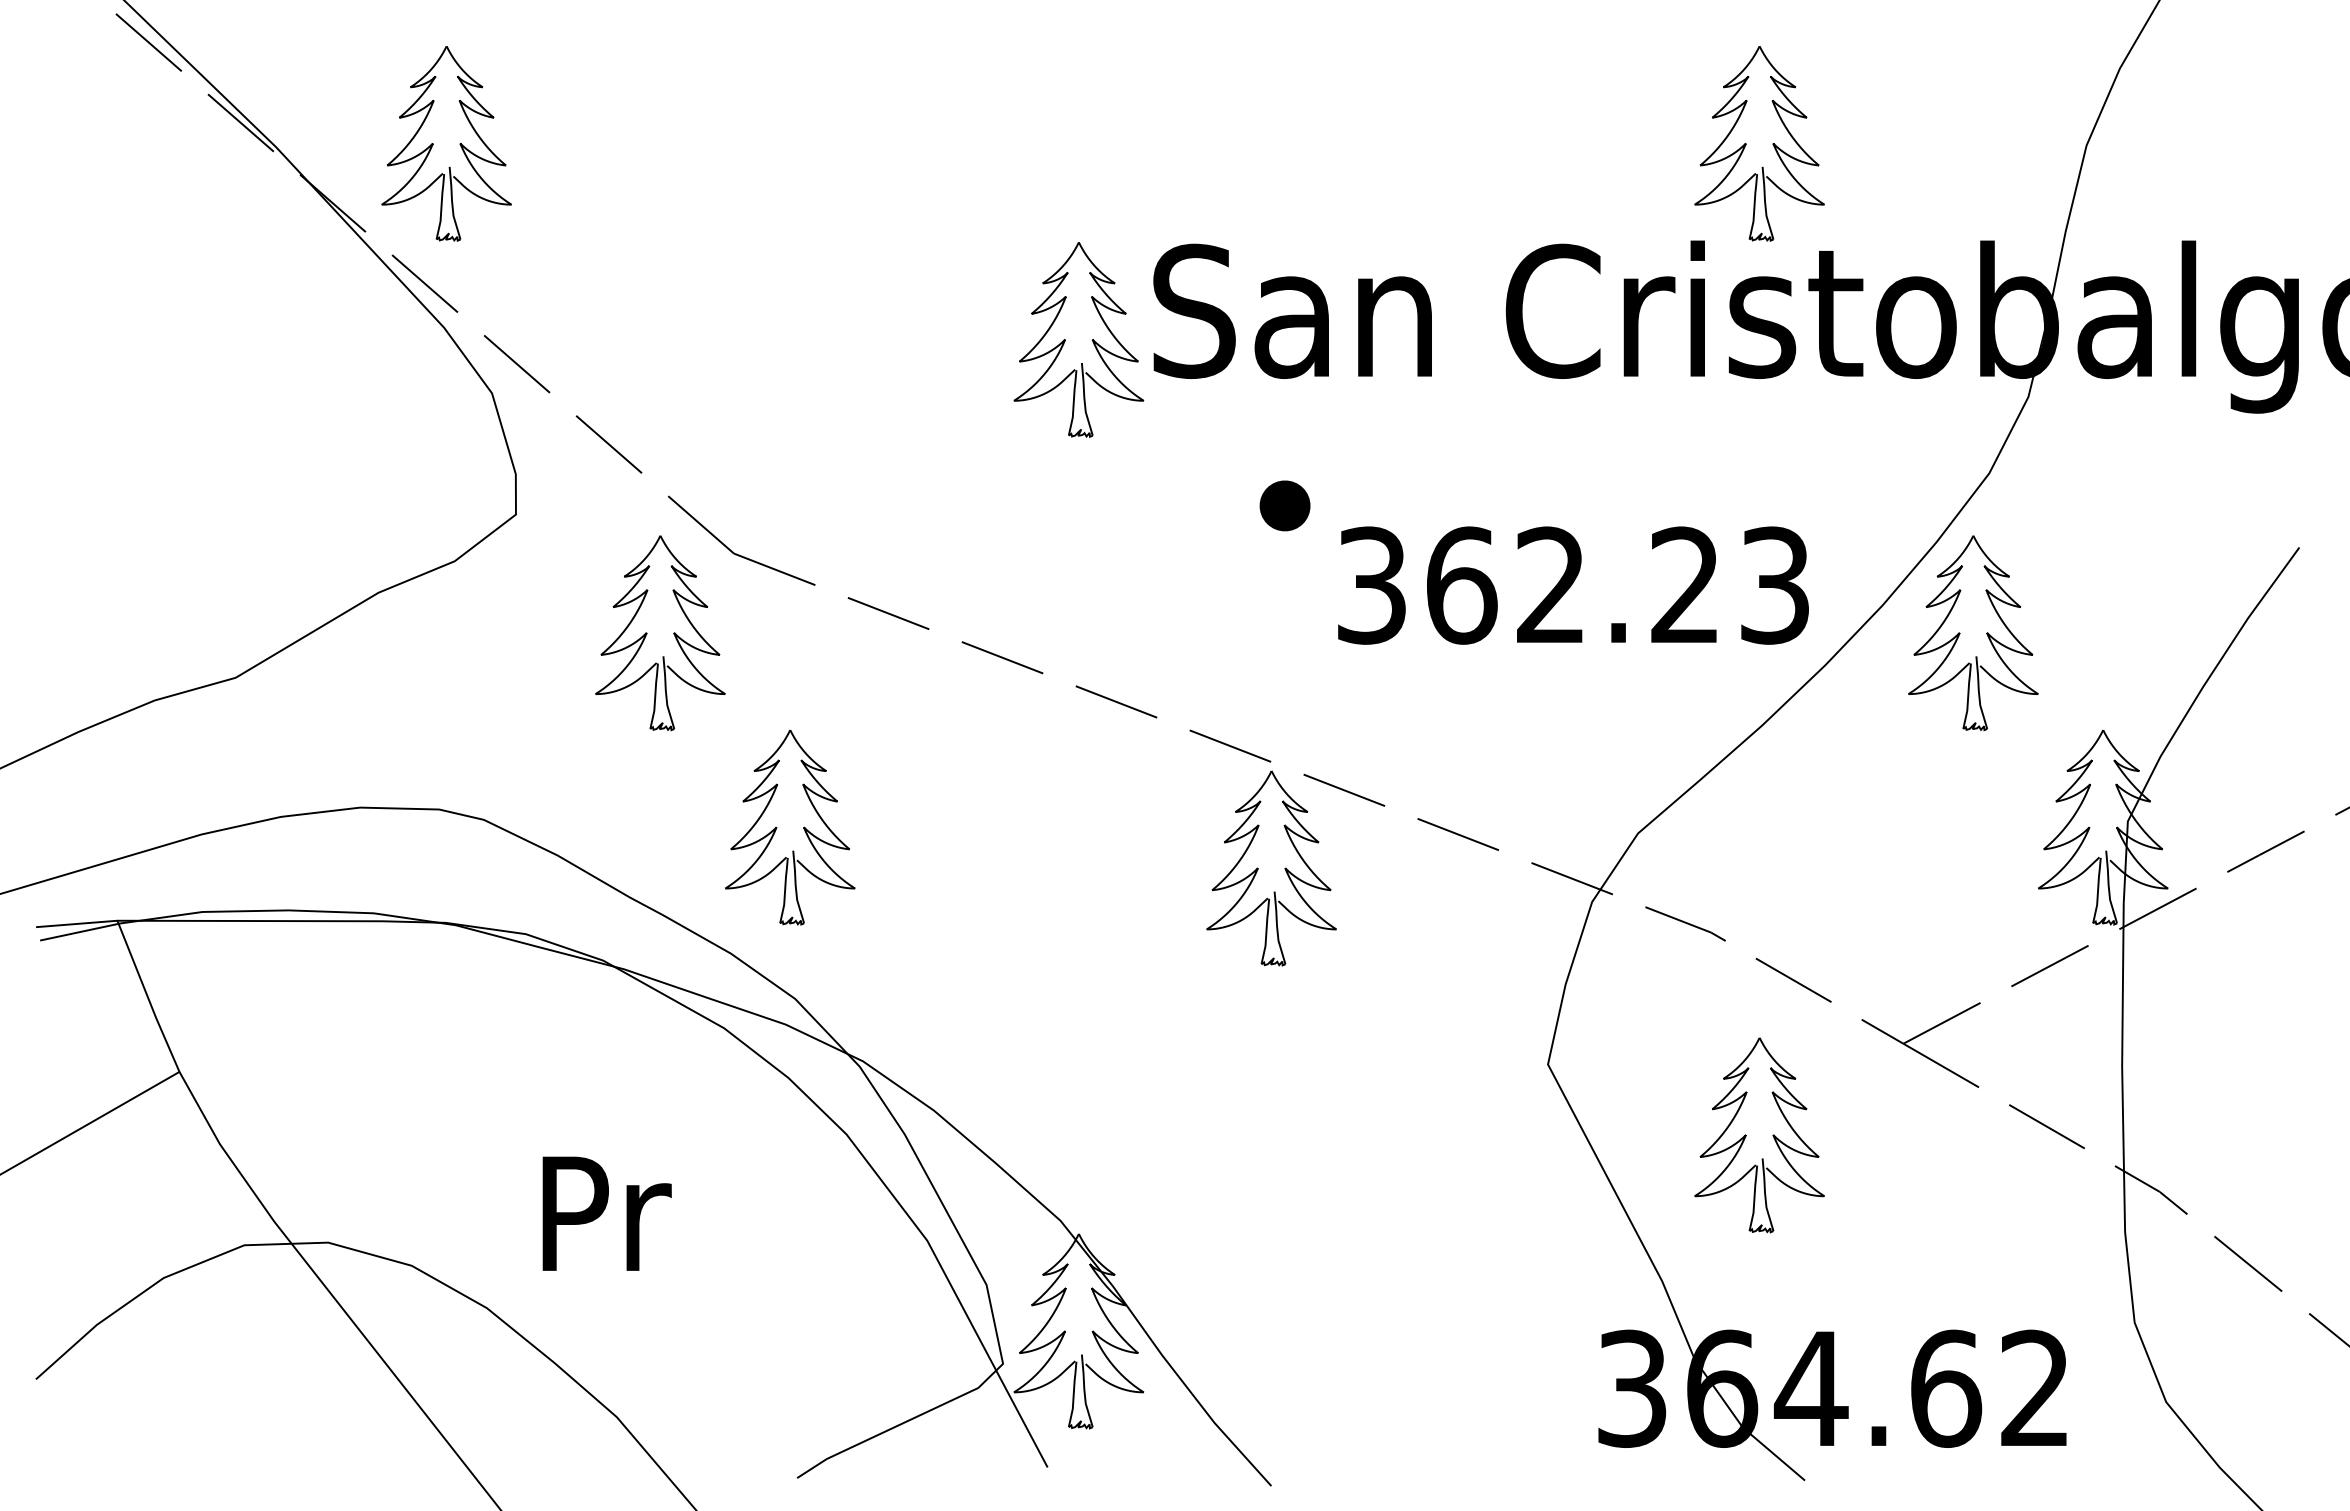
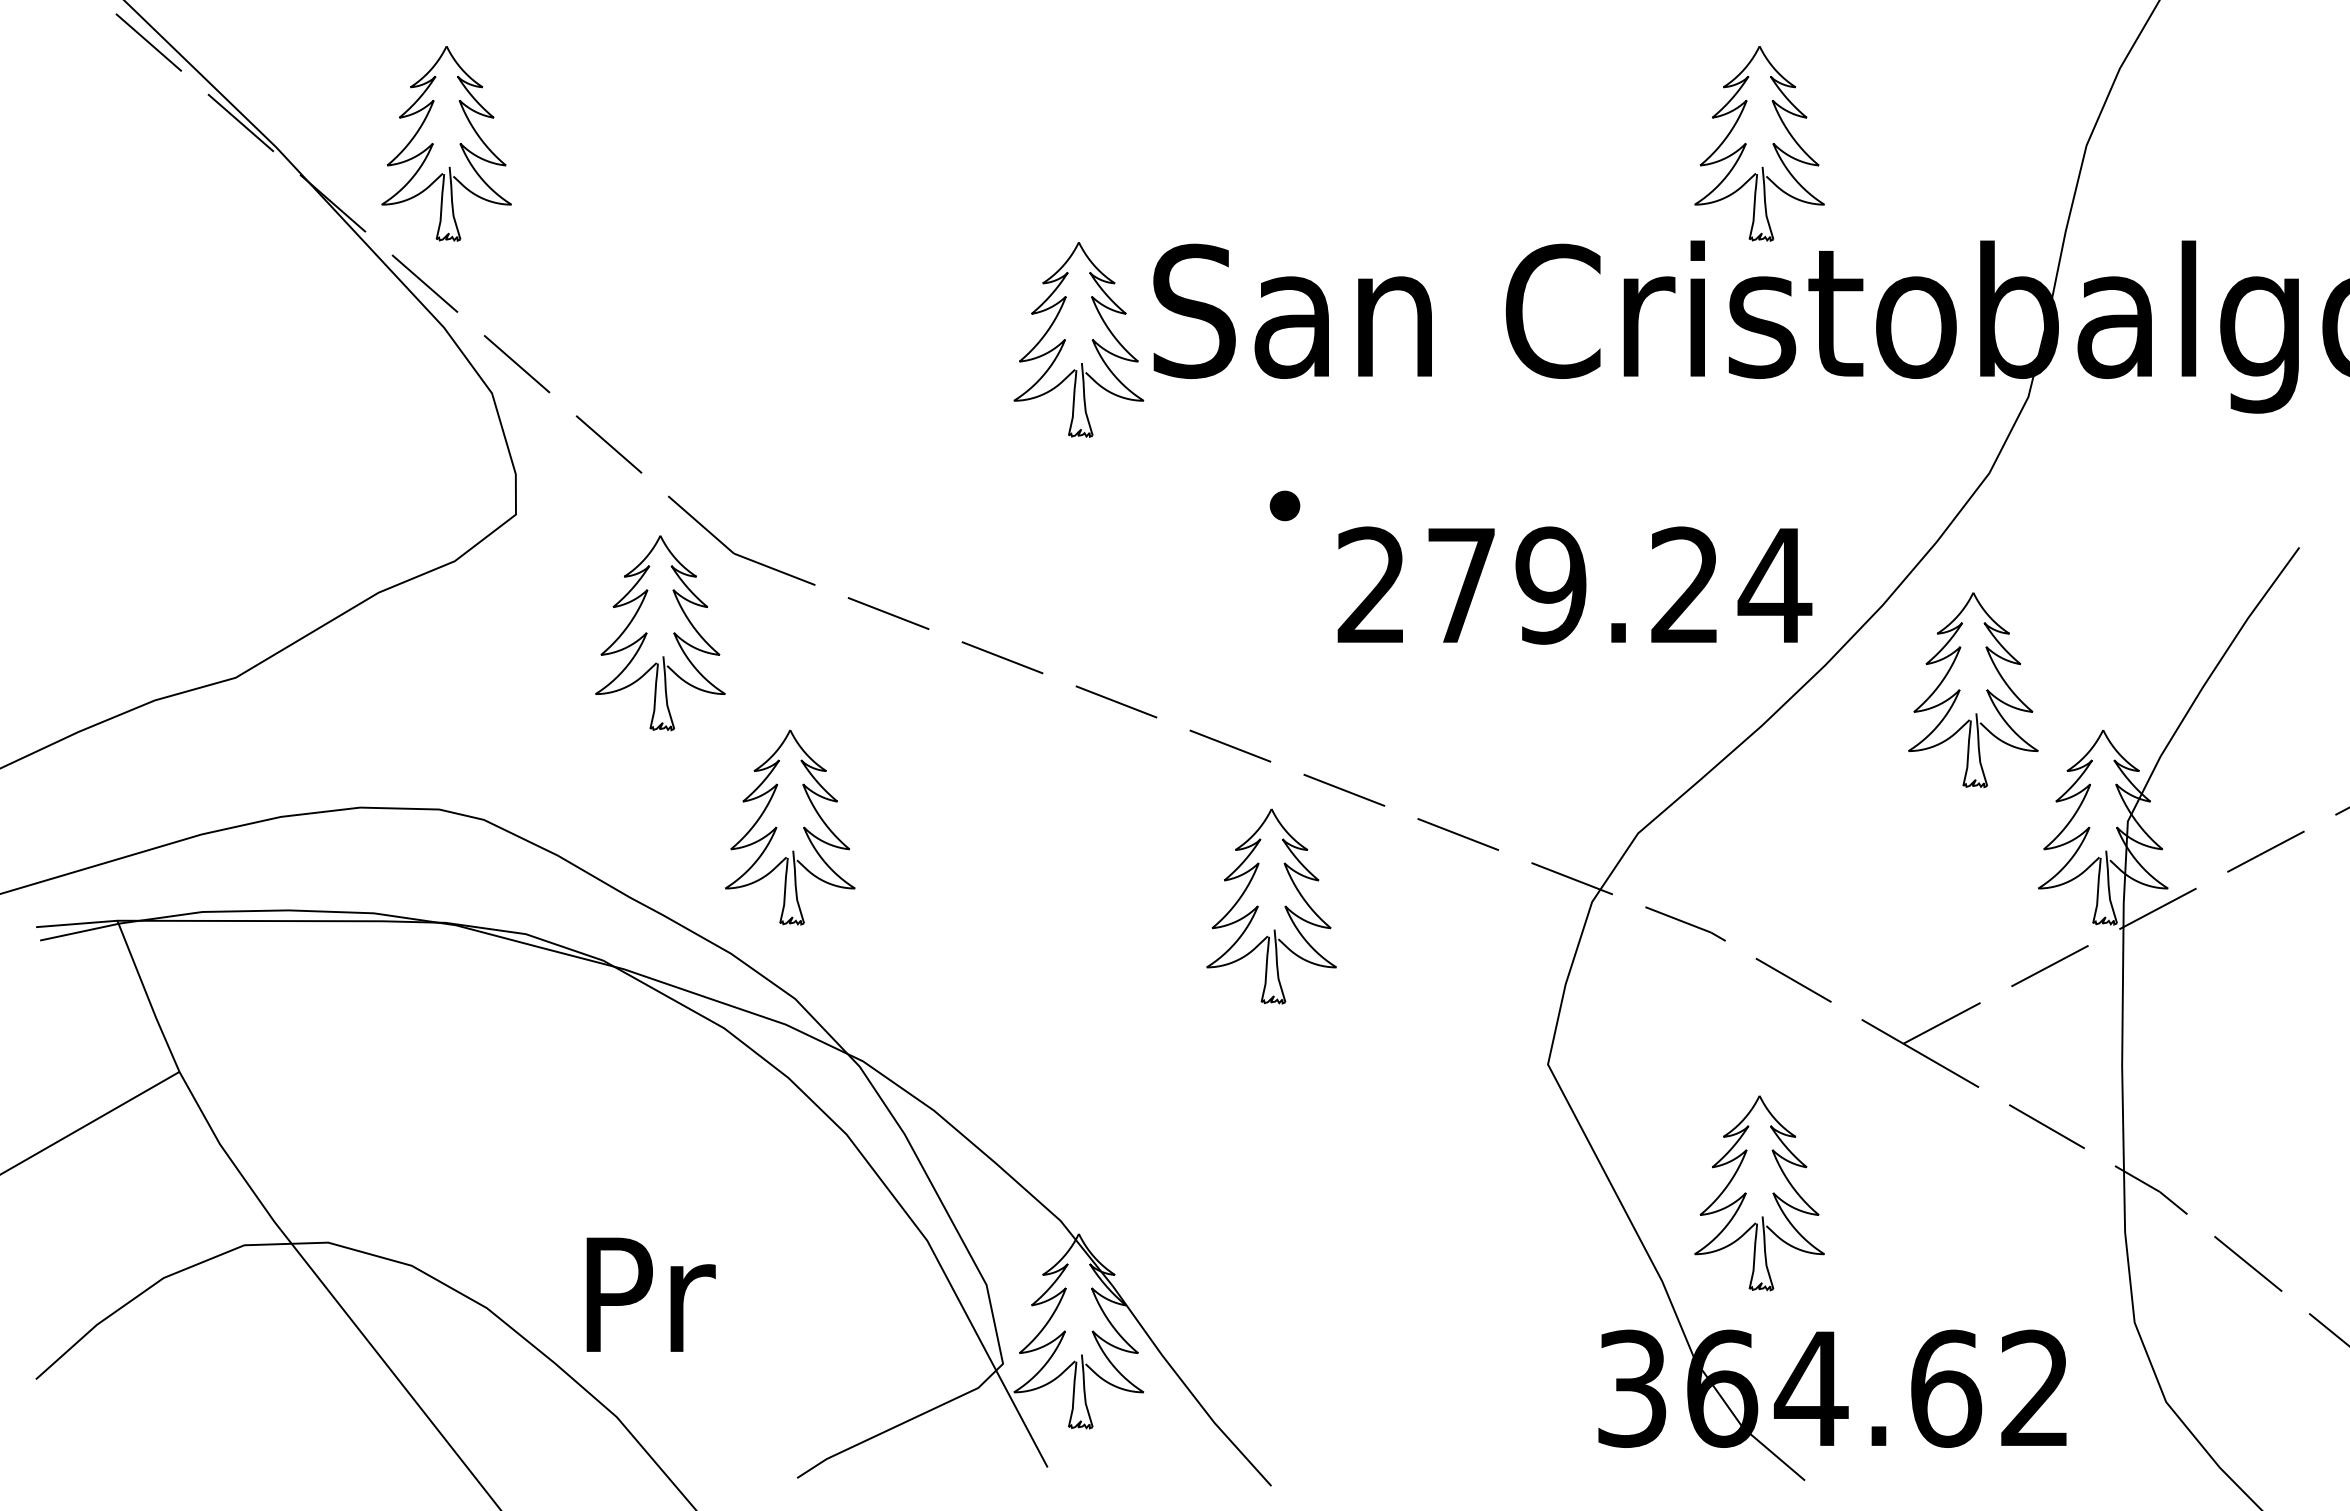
part size: 52x52 px -> 32x32 px (1284, 505)
text: 362.23 -> 279.24 (1574, 585)
part position: (1973, 633) -> (1973, 690) (1973, 690)
part position: (1258, 868) -> (1258, 906) (1258, 906)
part position: (1746, 1135) -> (1746, 1193) (1746, 1193)
text position: (606, 1213) -> (650, 1294) (650, 1294)
